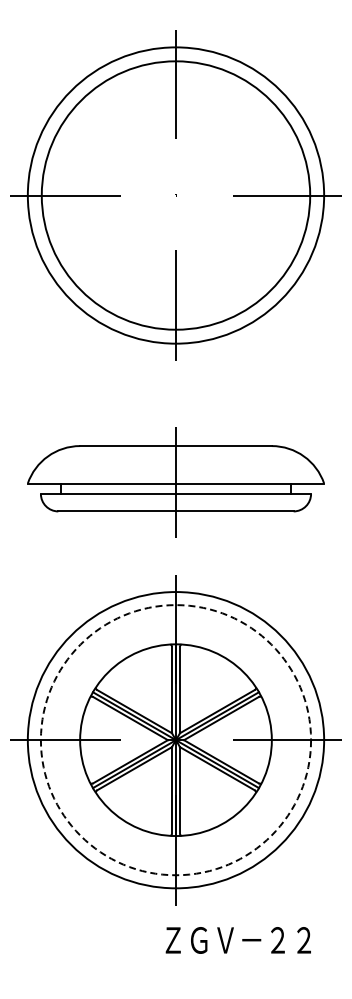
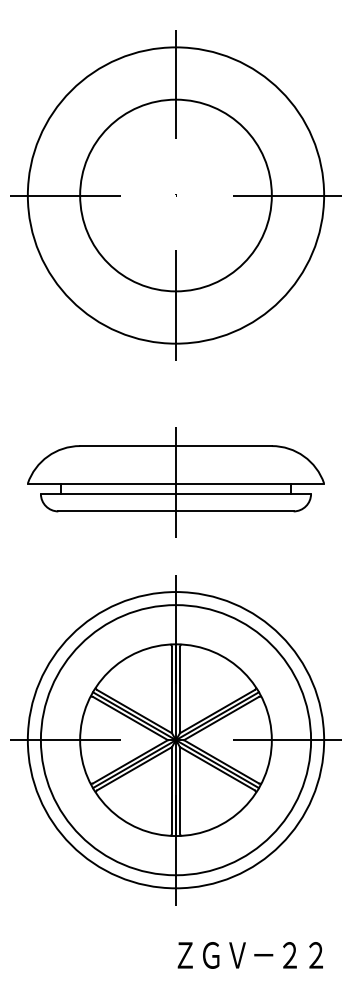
circle diameter: 268 px -> 192 px (175, 195)
circle: dashed -> solid (175, 740)
text position: (237, 940) -> (249, 955) (249, 955)
